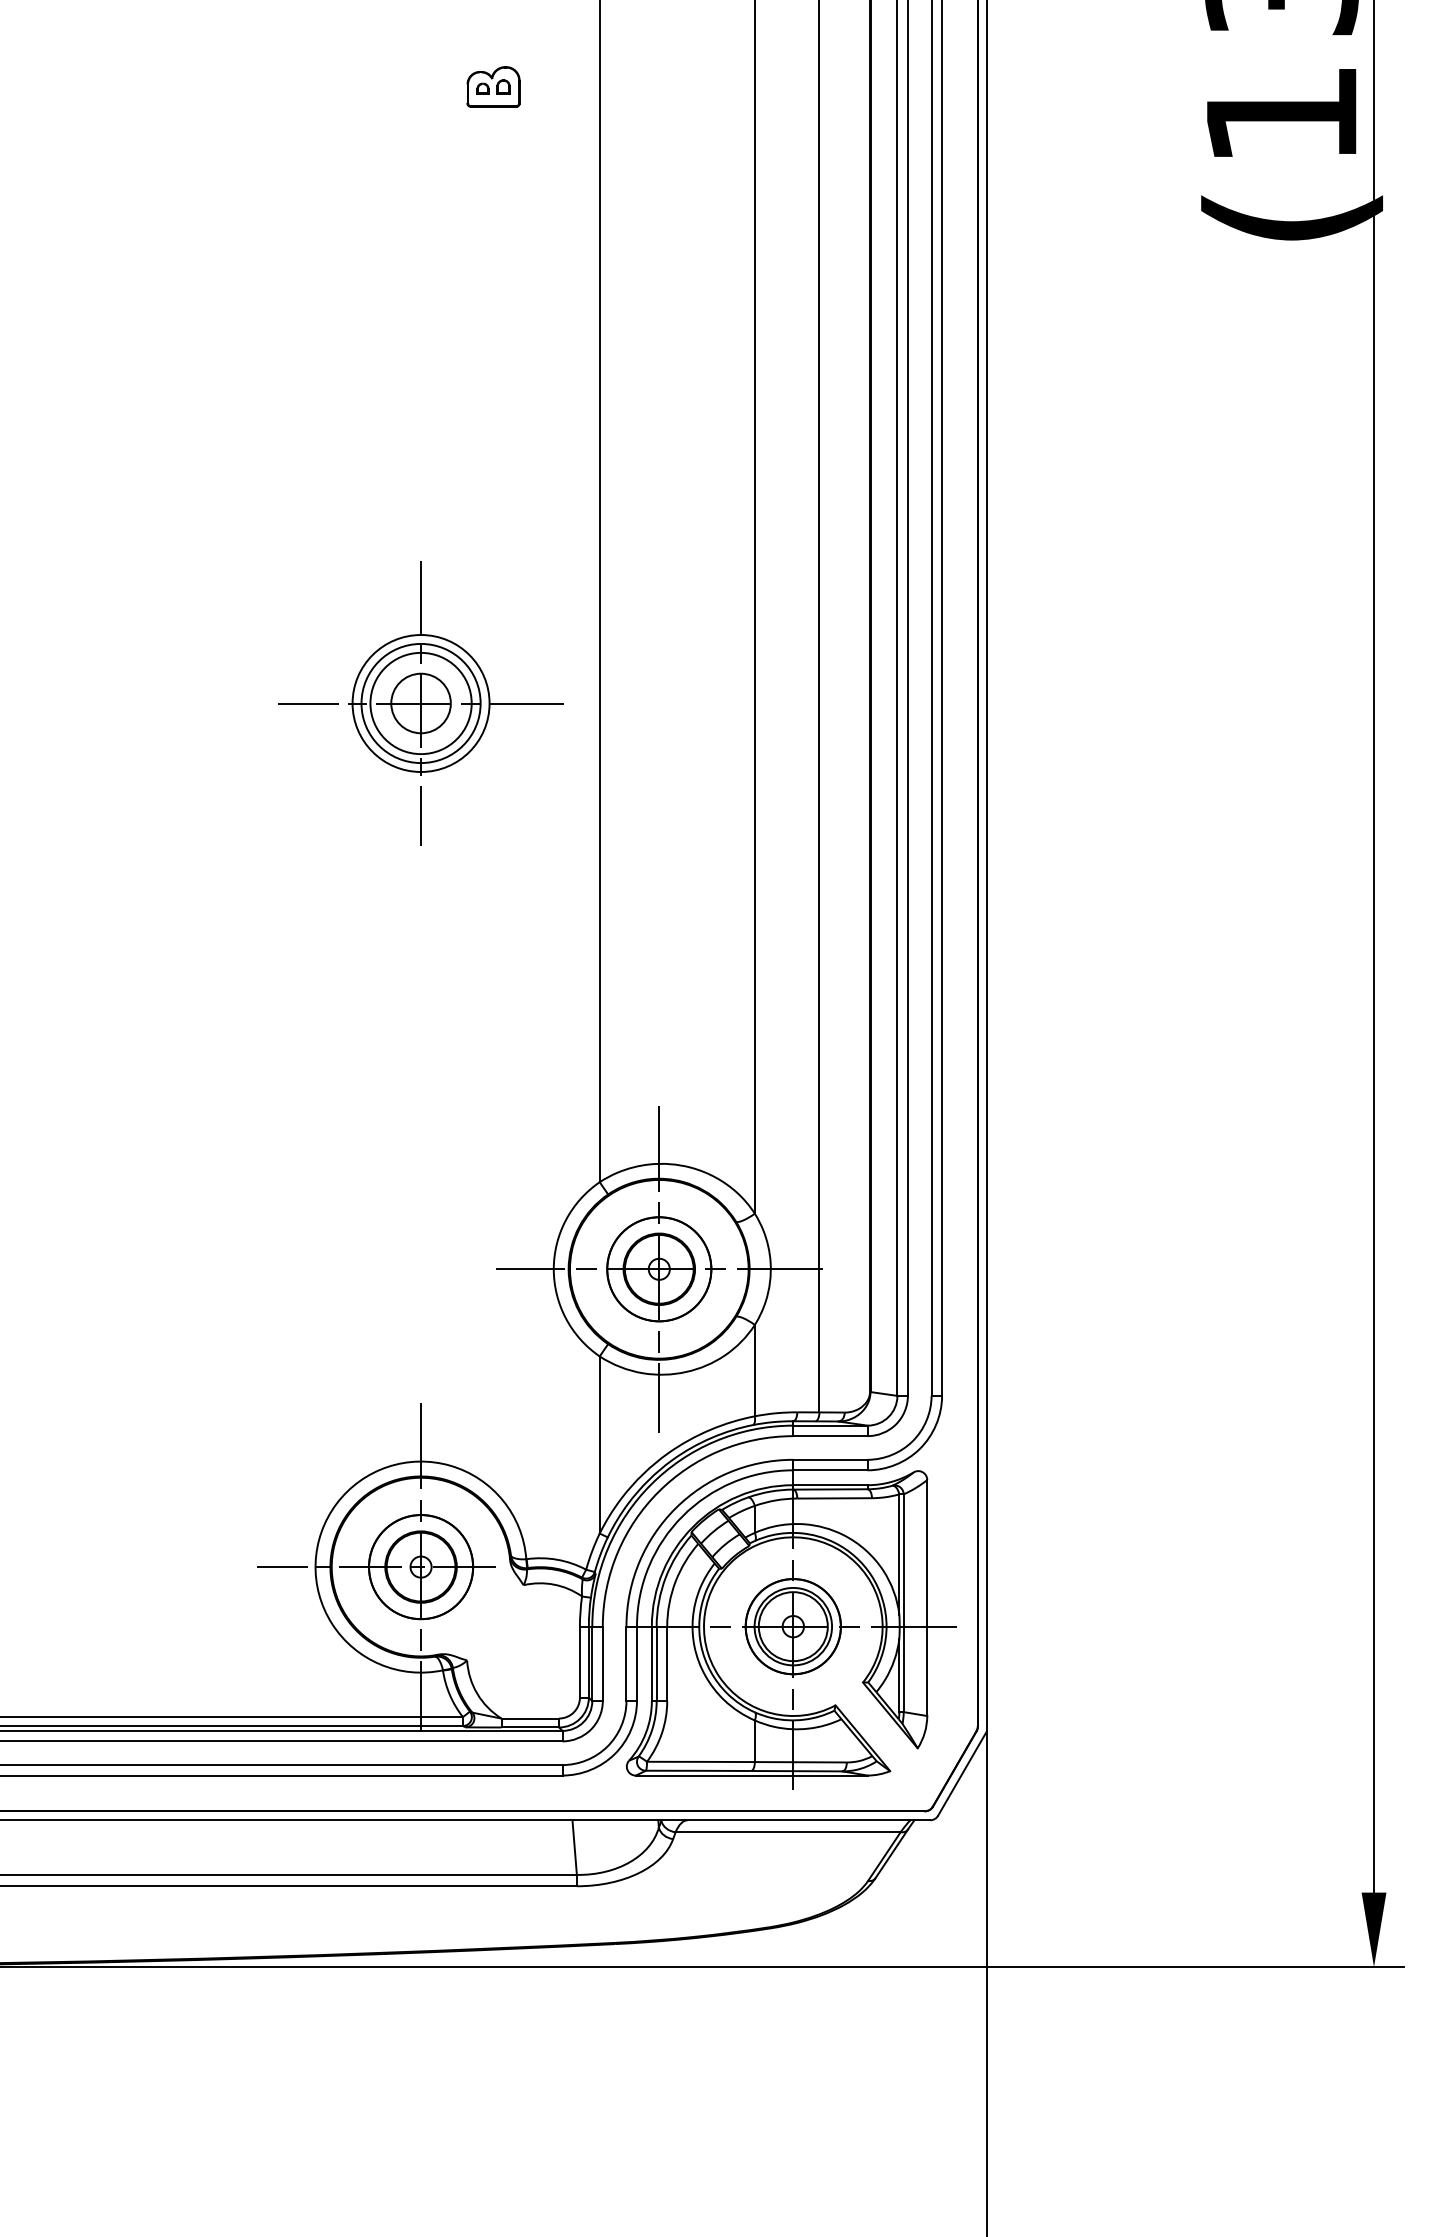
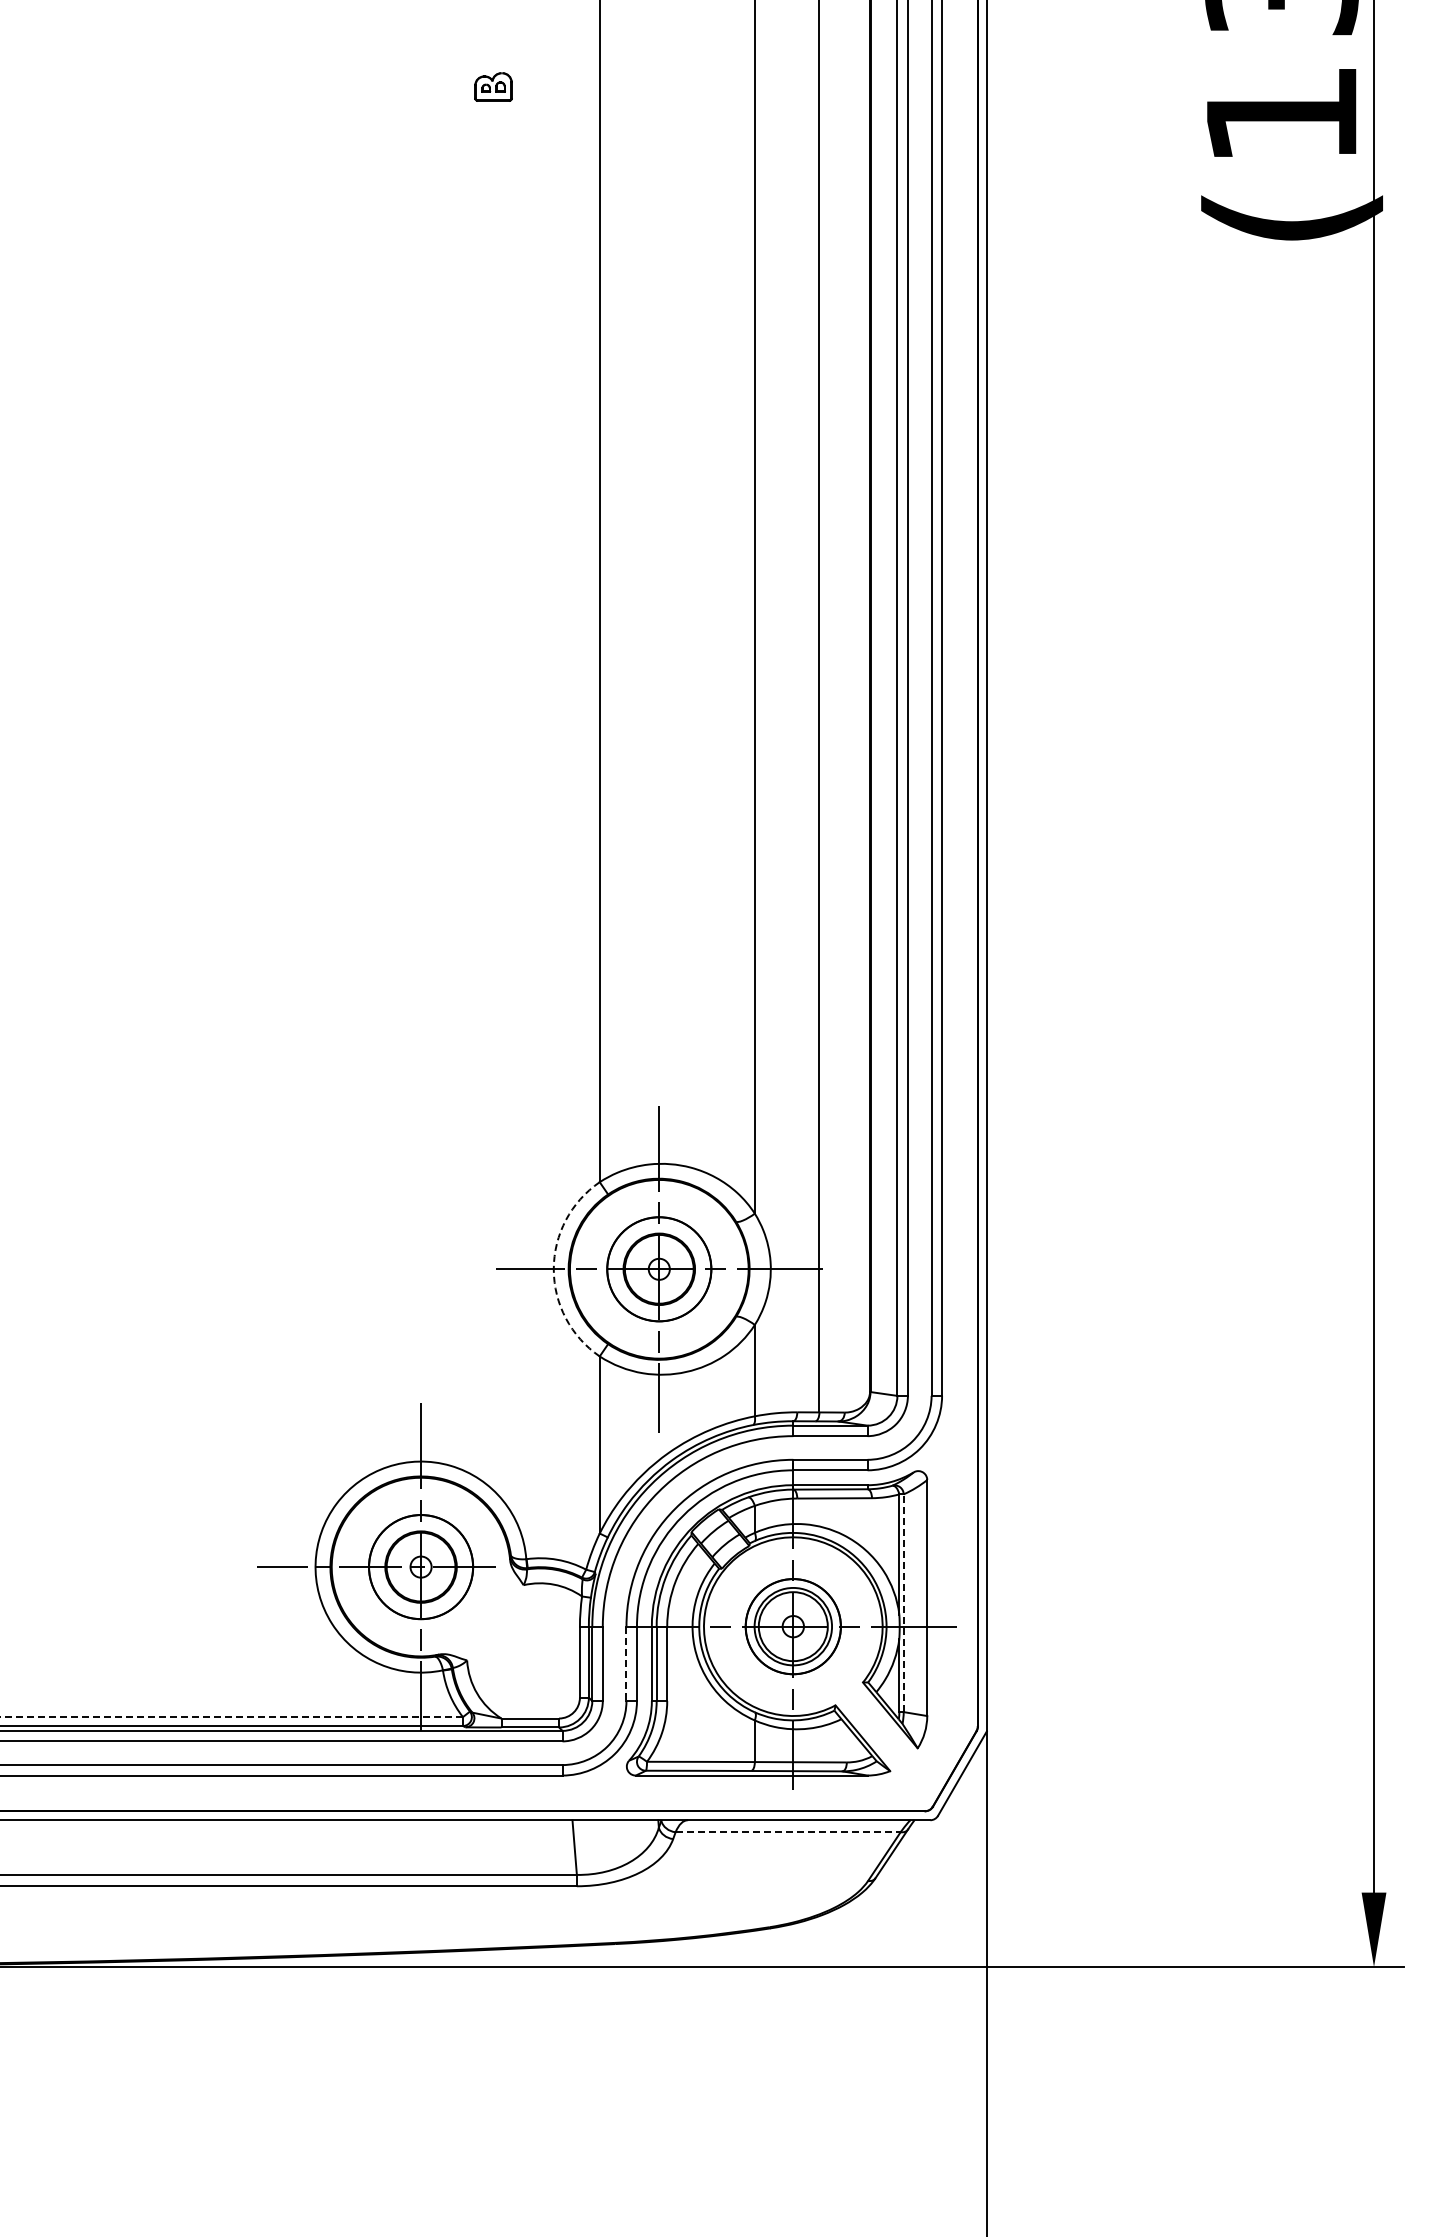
part size: 55x42 px -> 39x30 px (493, 86)
part: present -> none (420, 703)
arc: solid -> dashed (553, 1269)
line: solid -> dashed (903, 1603)
line: solid -> dashed (626, 1664)
line: solid -> dashed (231, 1717)
line: solid -> dashed (788, 1832)
